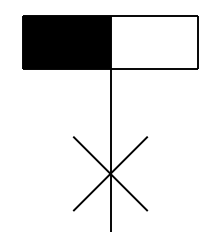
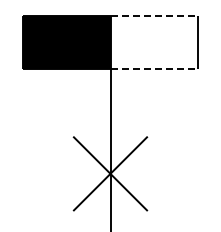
line: solid -> dashed (154, 15)
line: solid -> dashed (154, 68)
